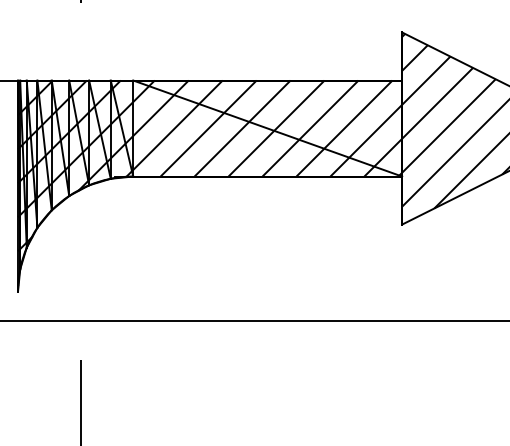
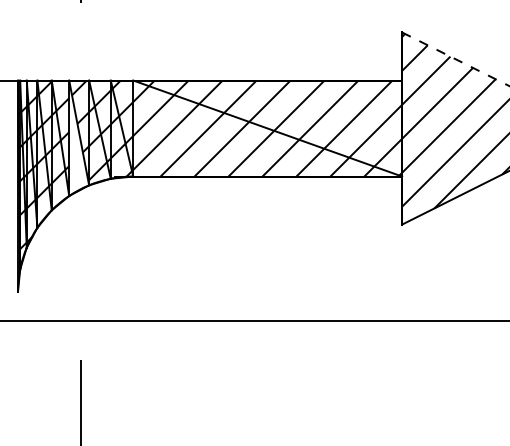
line: solid -> dashed (455, 59)
hatch: present -> none (78, 143)
